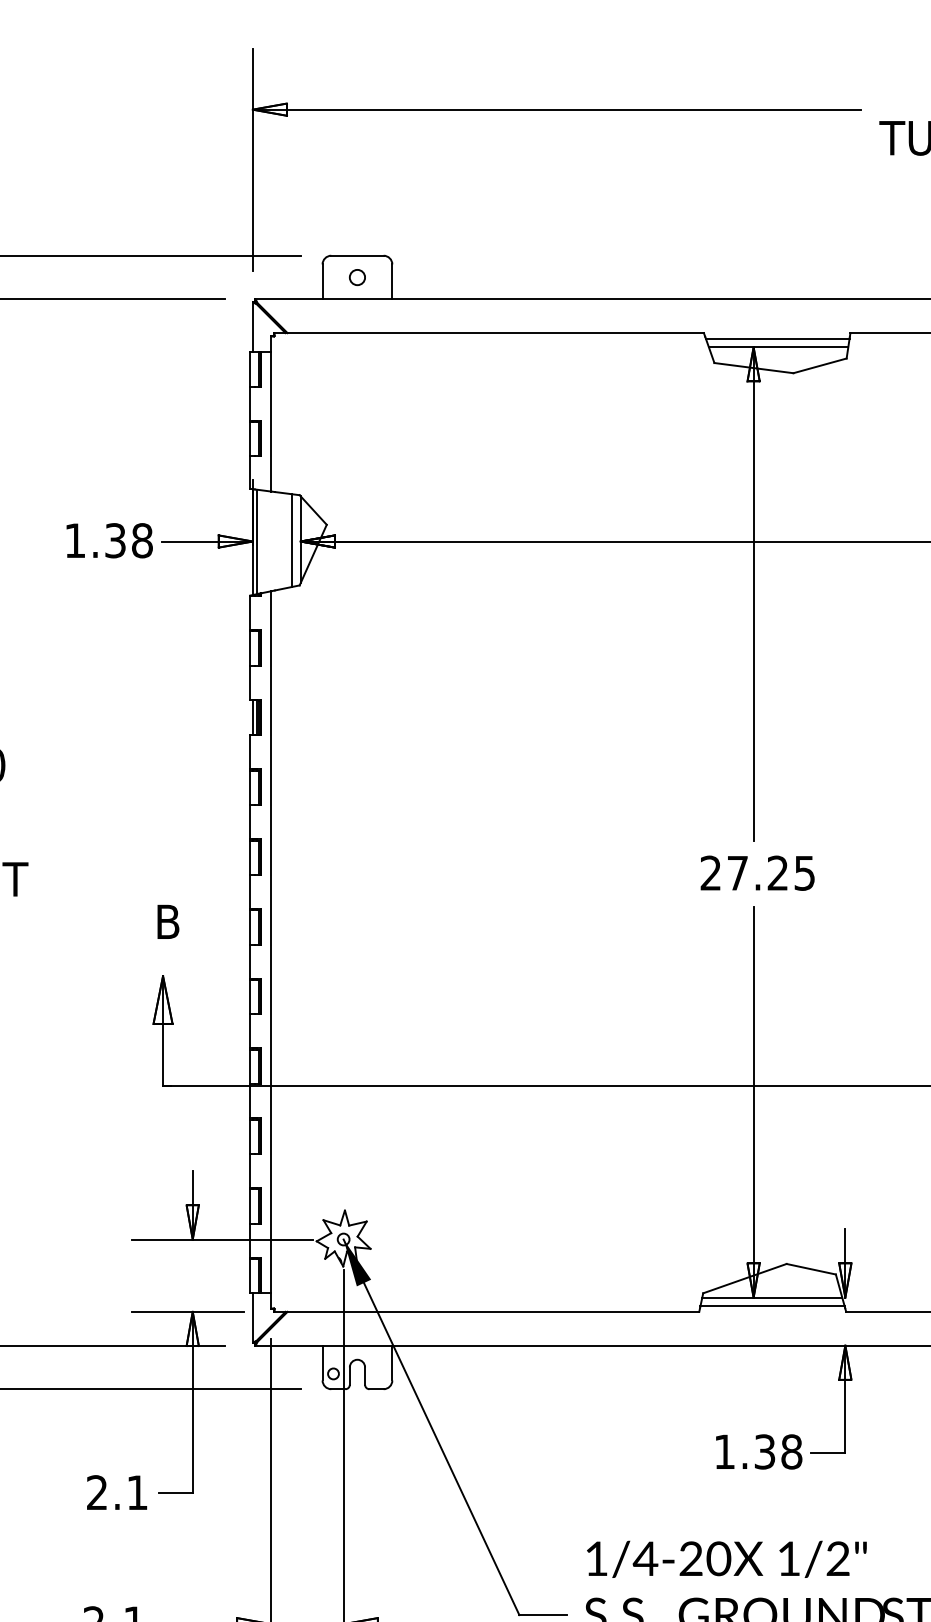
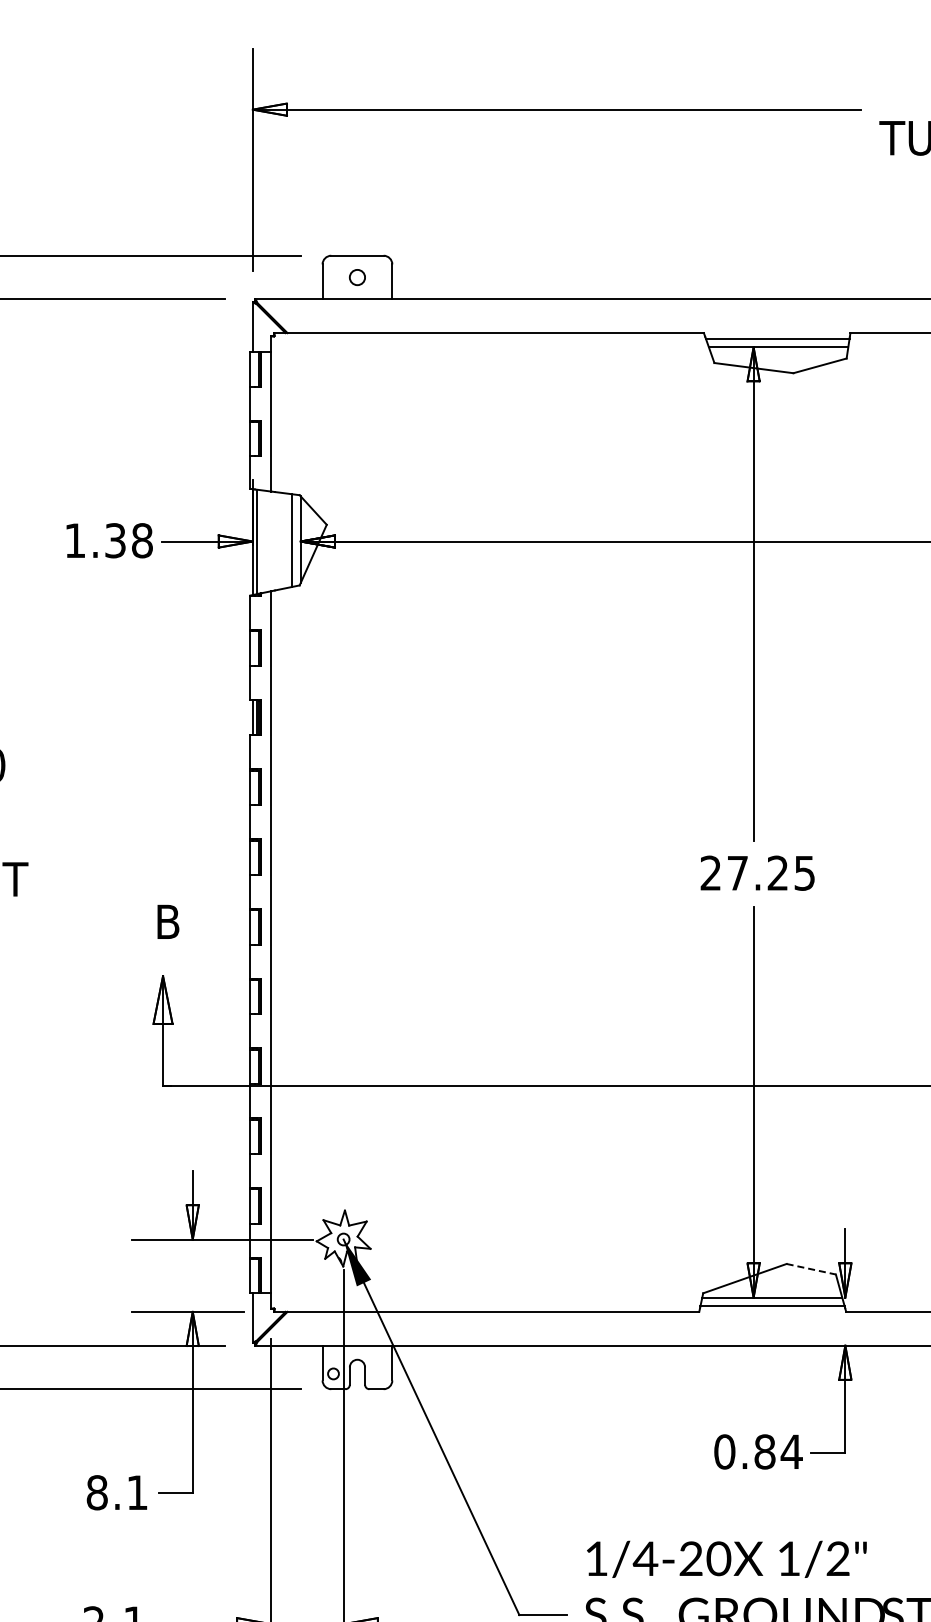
line: solid -> dashed (811, 1269)
text: 1.38 -> 0.84 (758, 1451)
text: 2.1 -> 8.1 (96, 1492)
